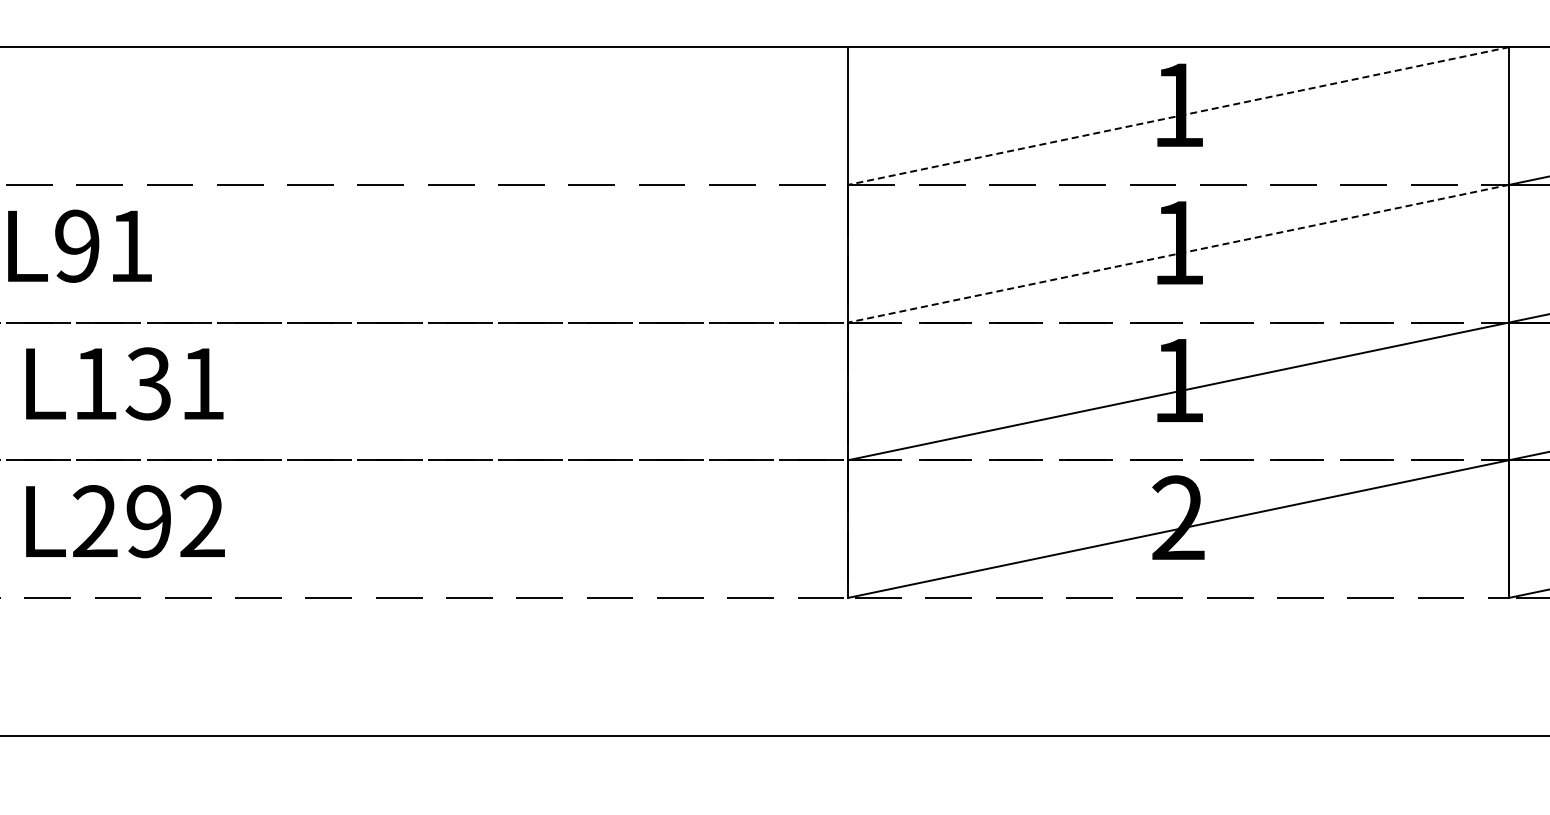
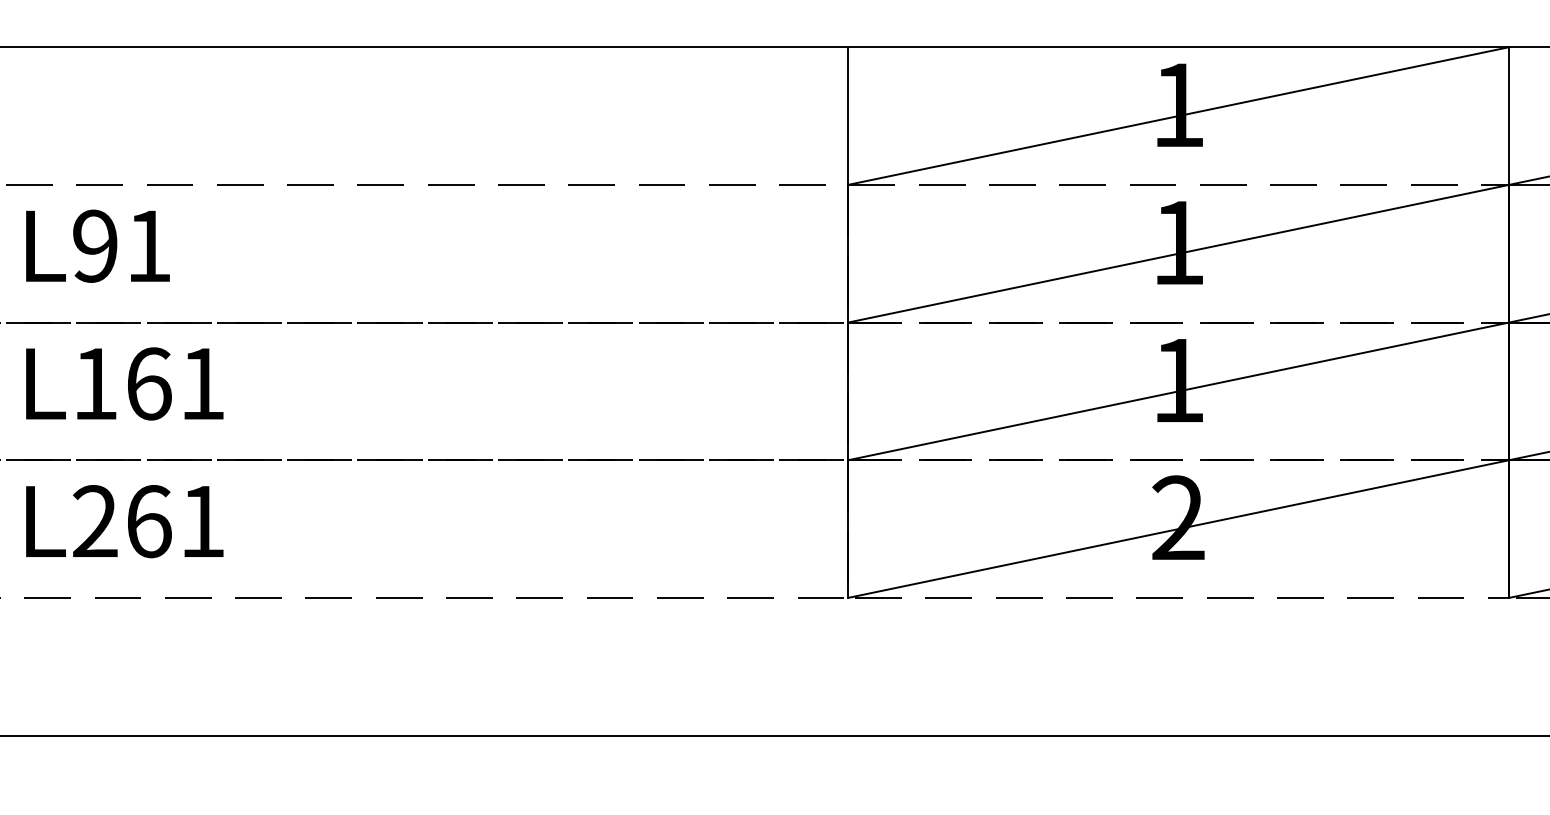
line: dashed -> solid (1178, 116)
text position: (79, 245) -> (97, 245) (97, 245)
line: dashed -> solid (1178, 253)
text: L131 -> L161 (148, 383)
text: L292 -> L261 (175, 521)
